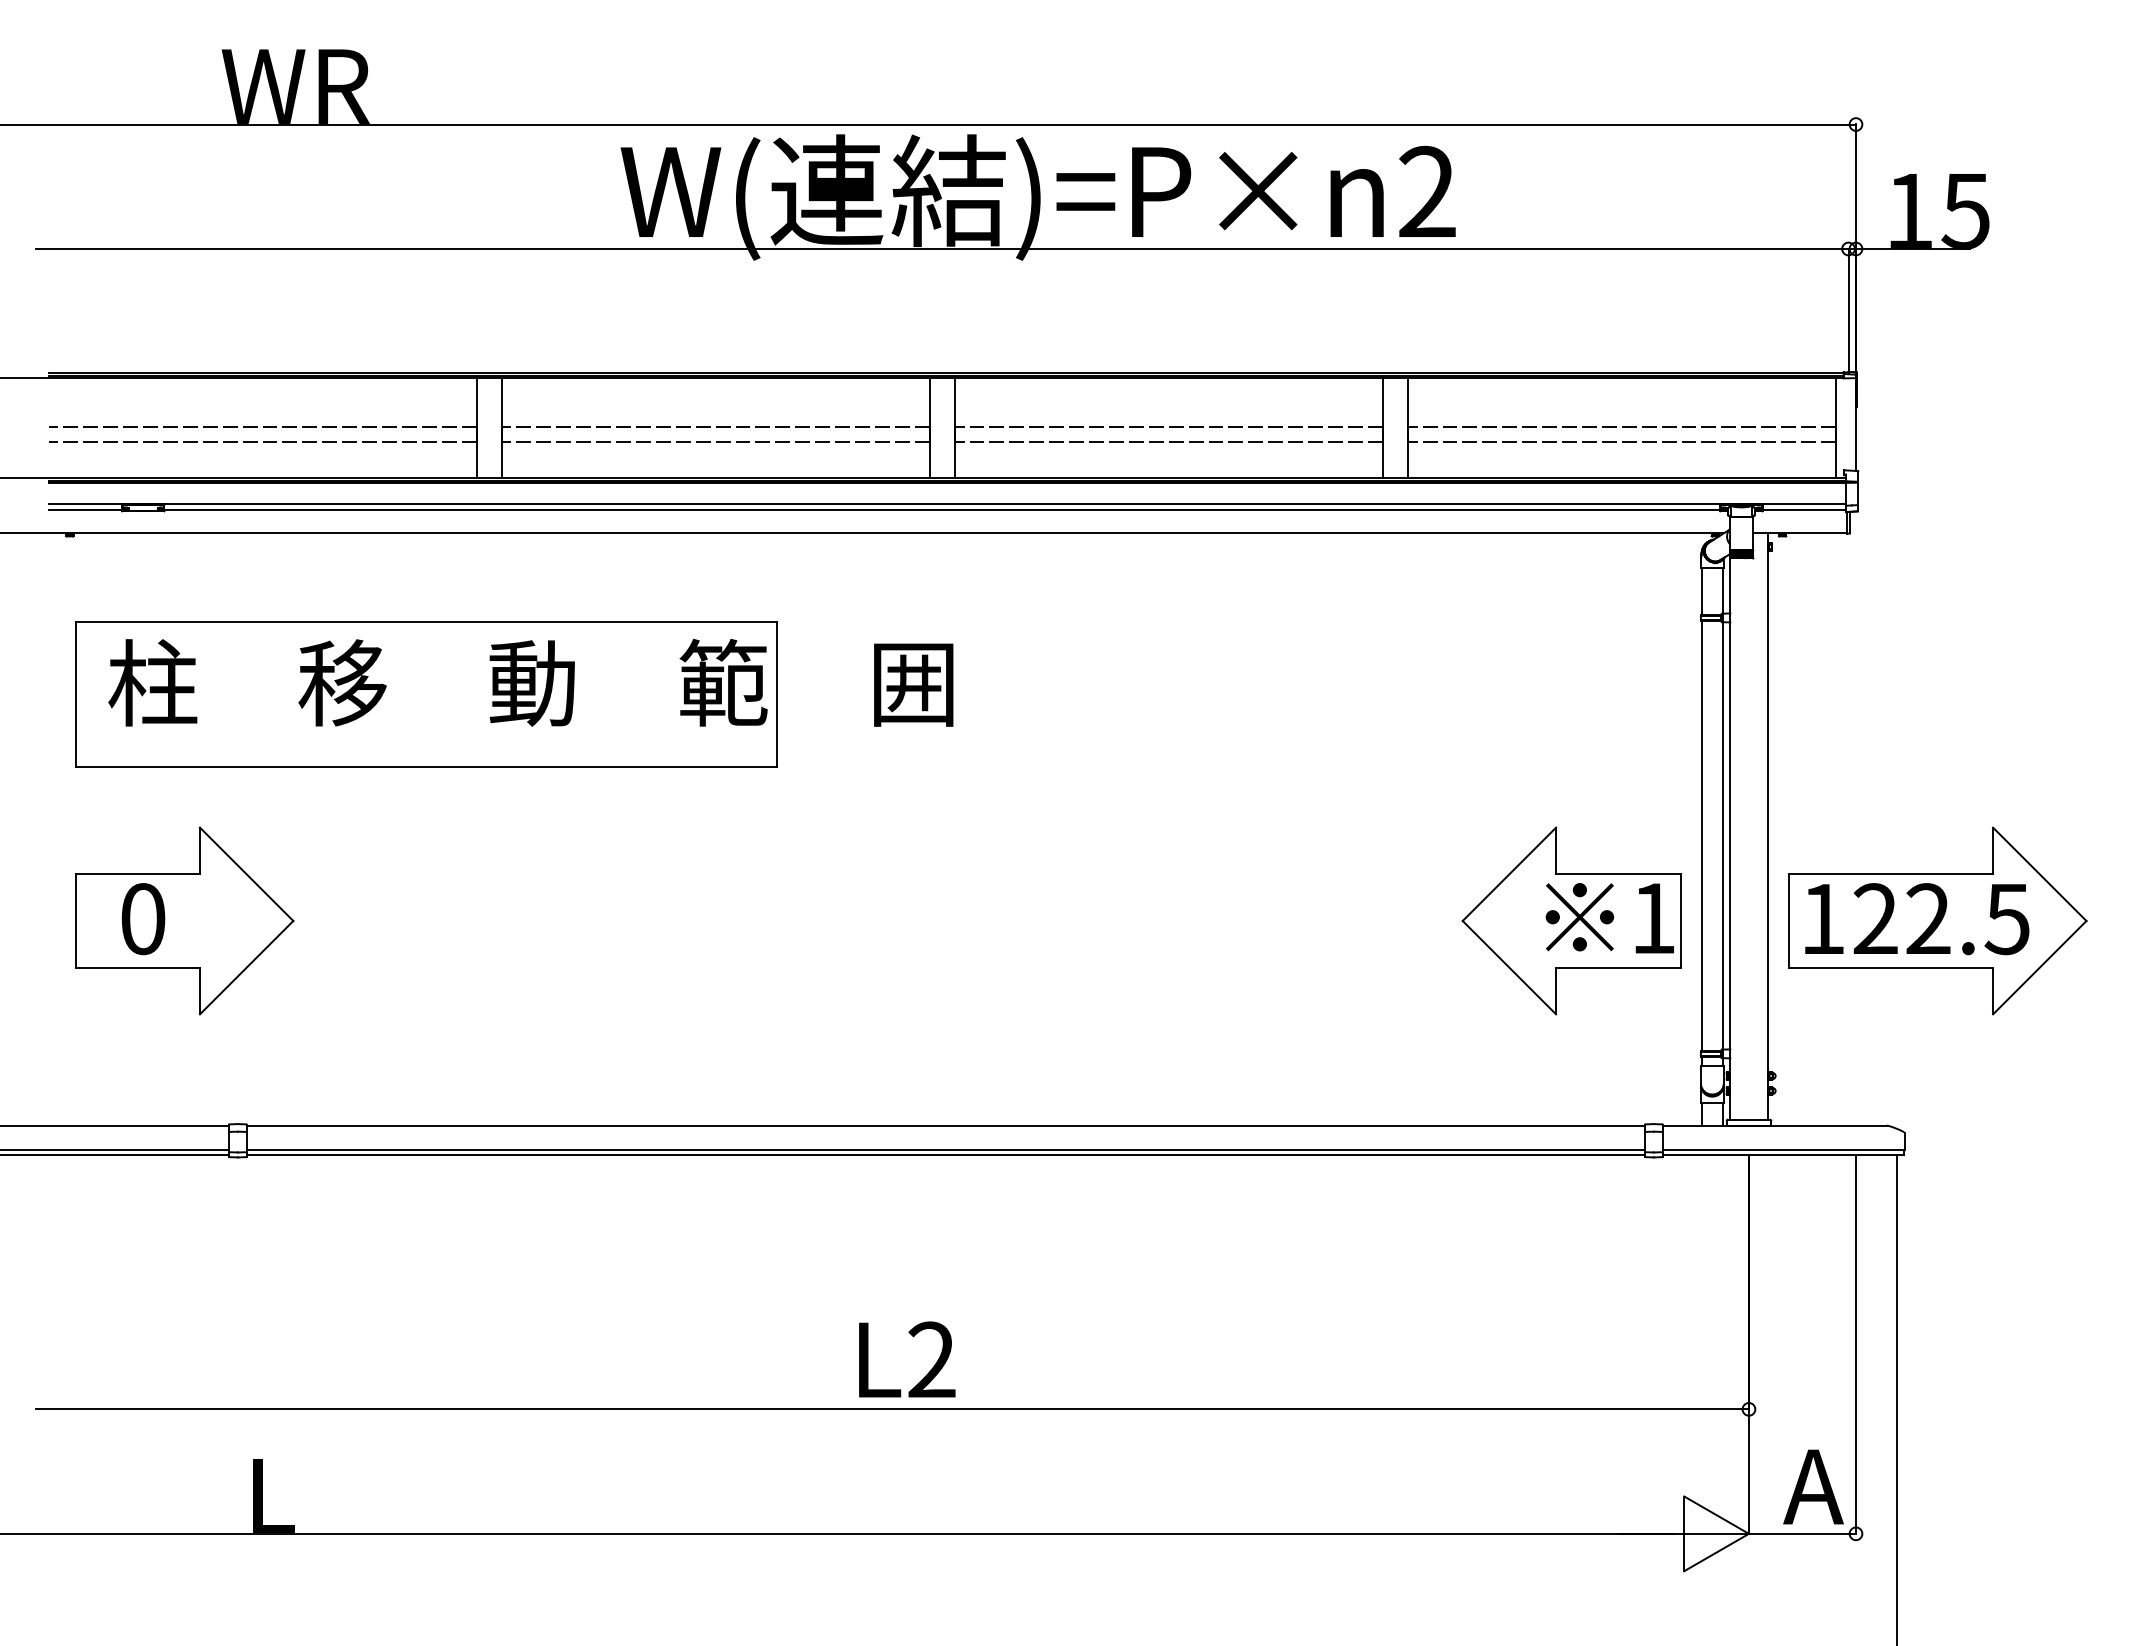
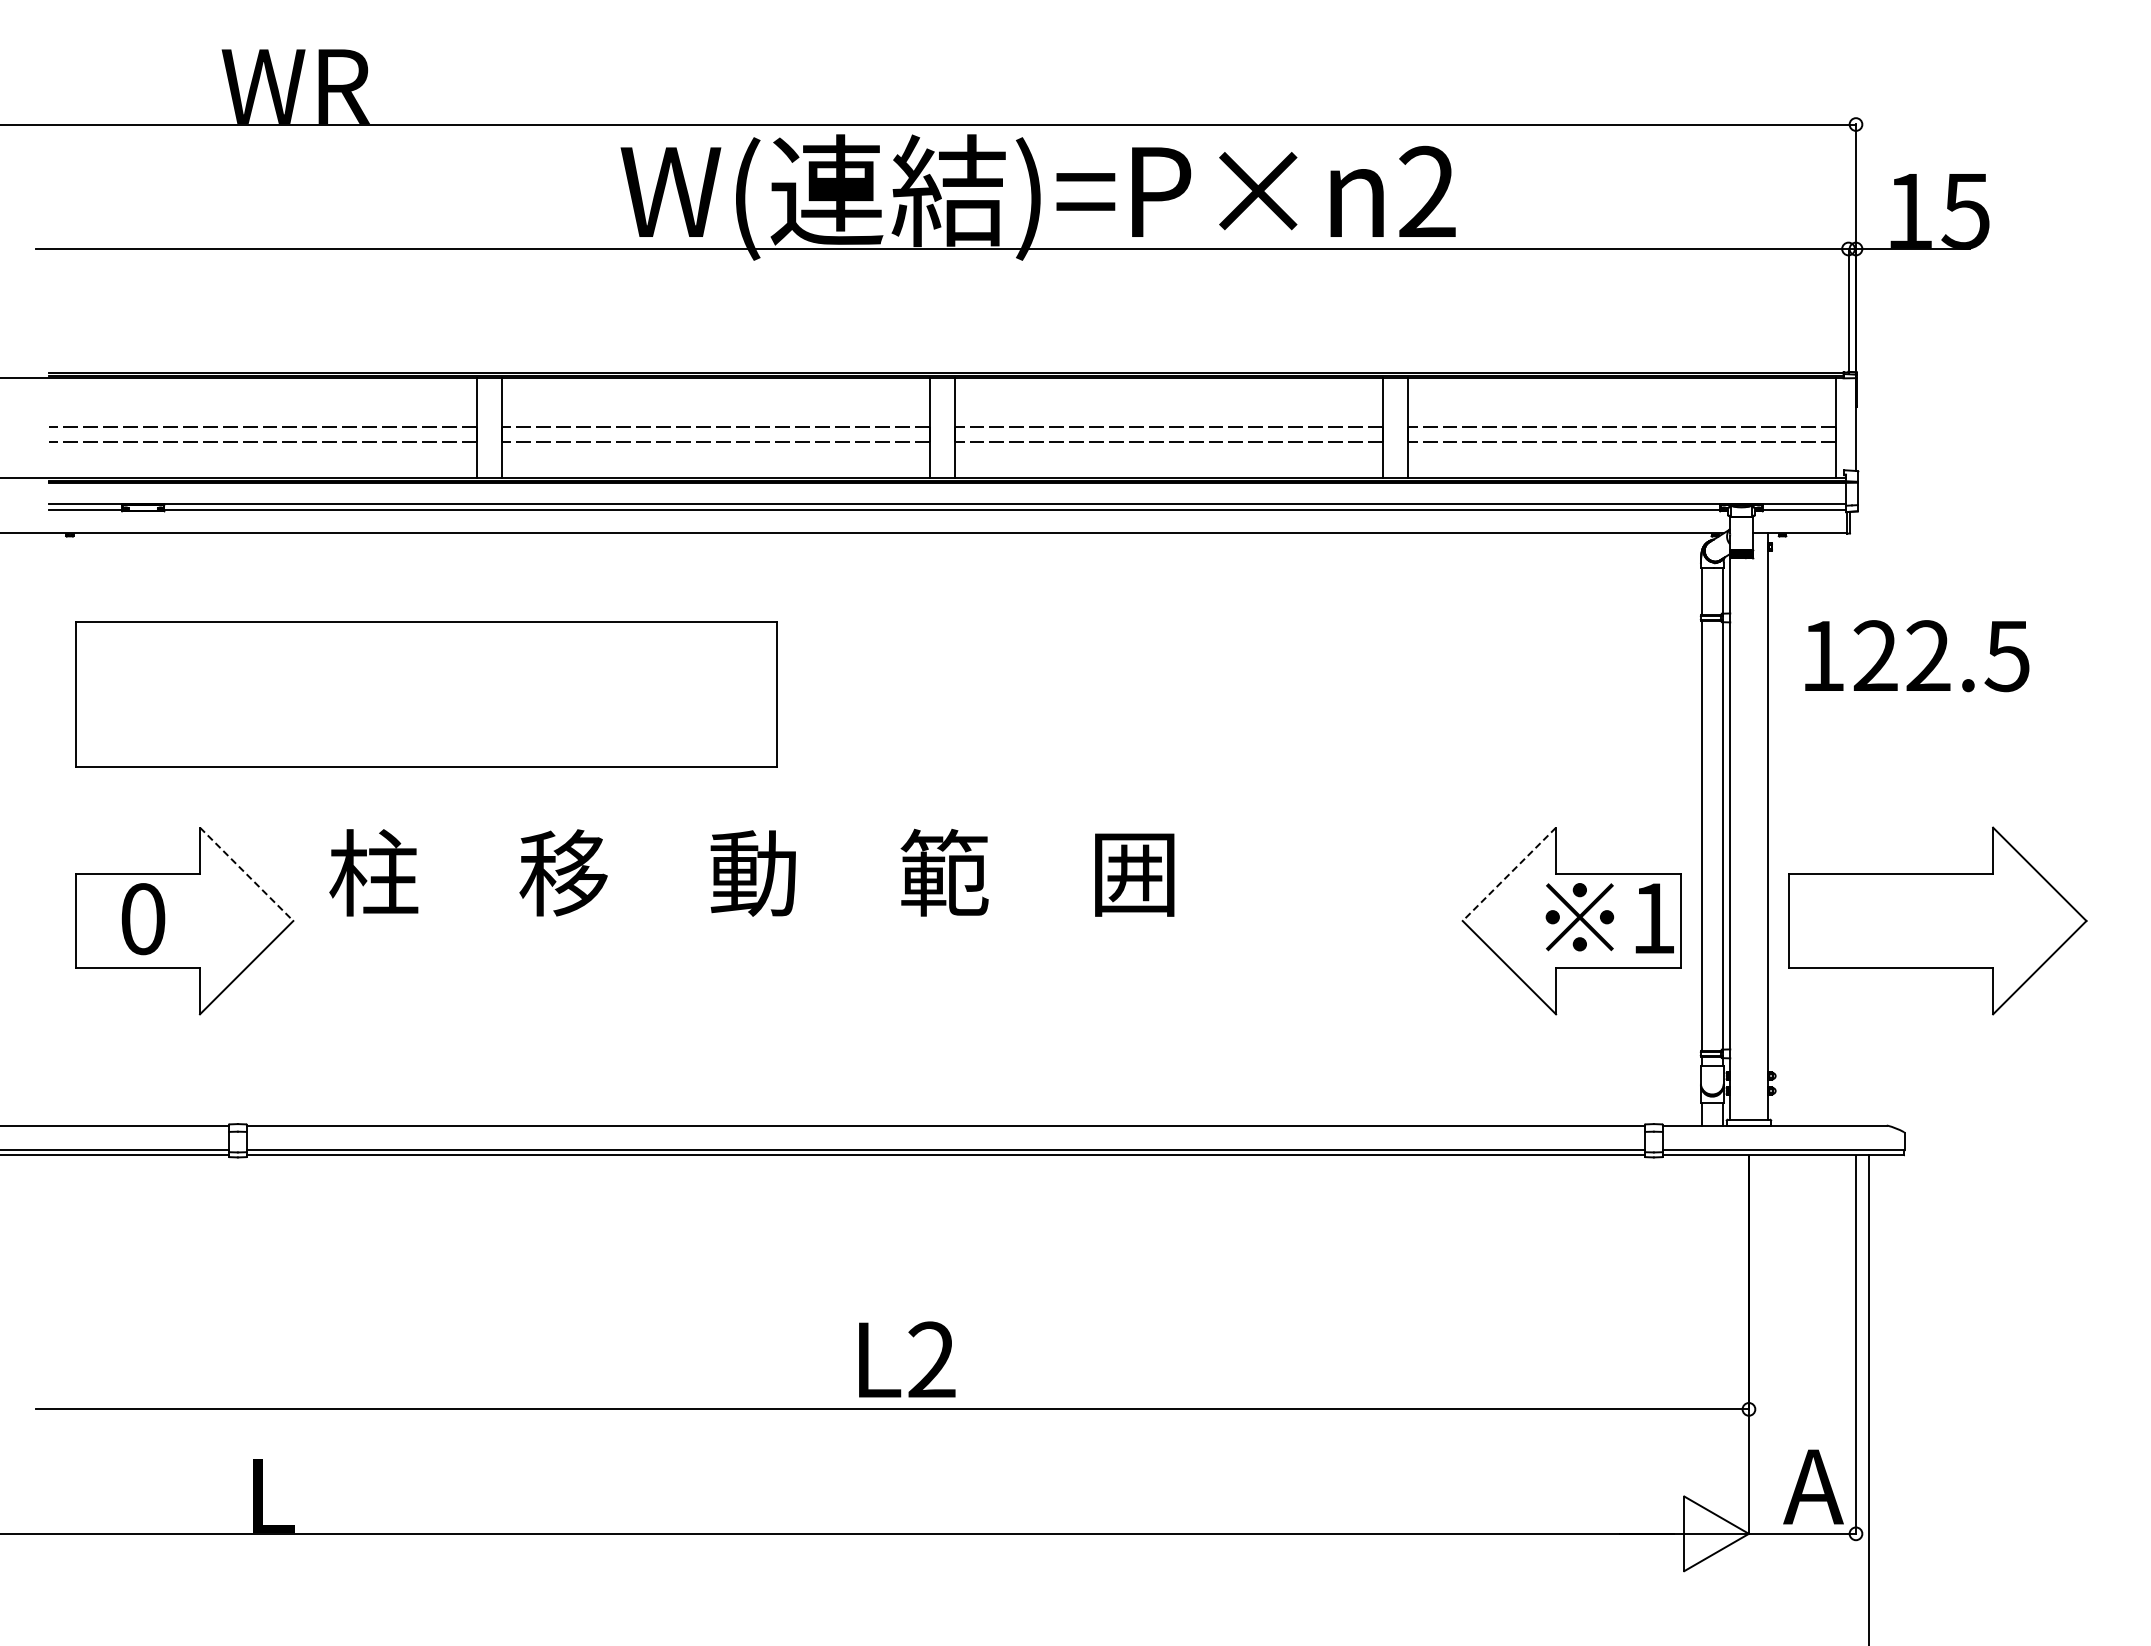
text position: (530, 682) -> (751, 872) (751, 872)
line: solid -> dashed (247, 874)
line: solid -> dashed (1509, 874)
text position: (1917, 919) -> (1917, 656) (1917, 656)
line position: (1896, 1398) -> (1868, 1398) (1868, 1398)
